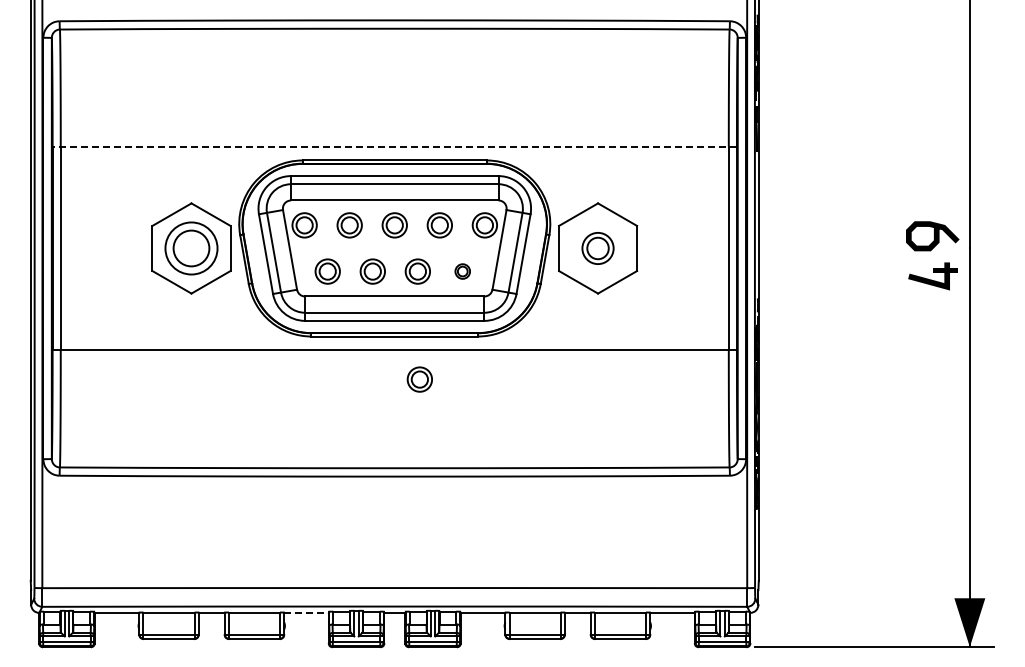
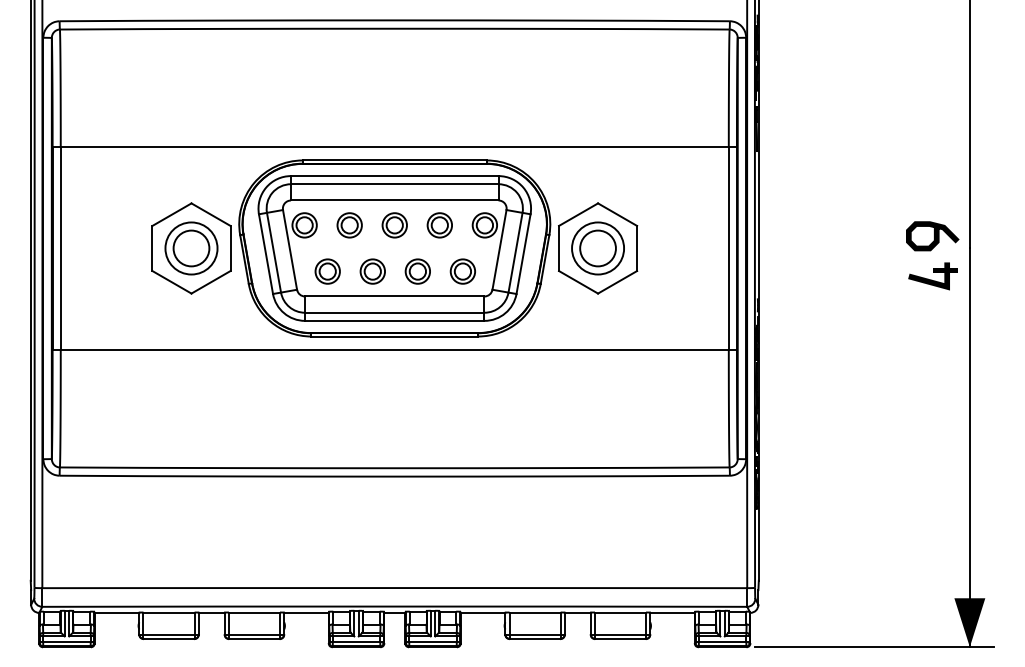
line: dashed -> solid (394, 146)
part size: 34x33 px -> 54x55 px (597, 248)
part size: 17x17 px -> 27x27 px (462, 271)
part: present -> none (419, 379)
line: dashed -> solid (307, 612)
